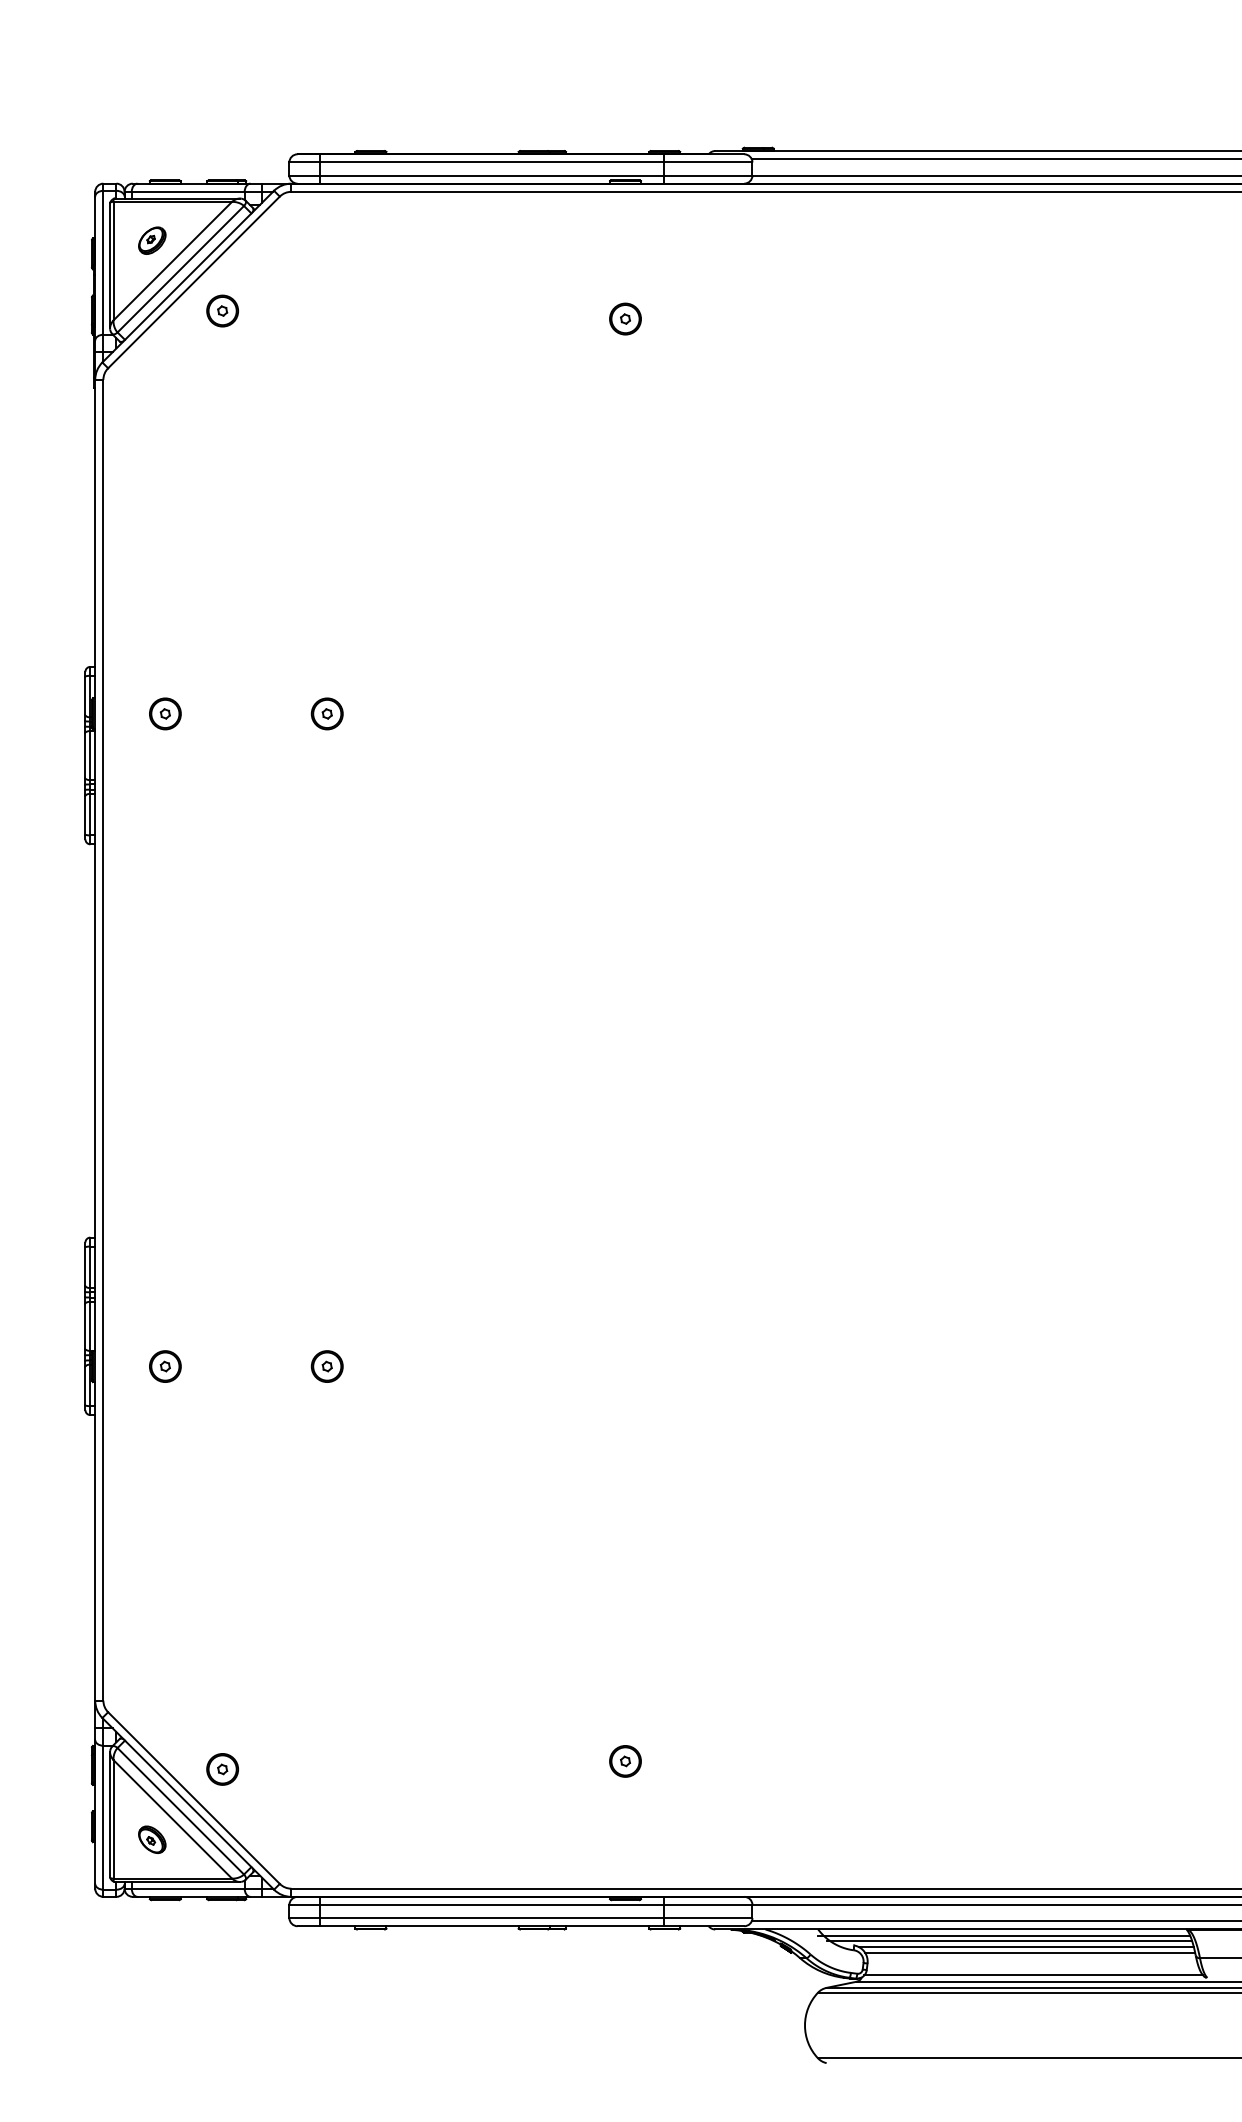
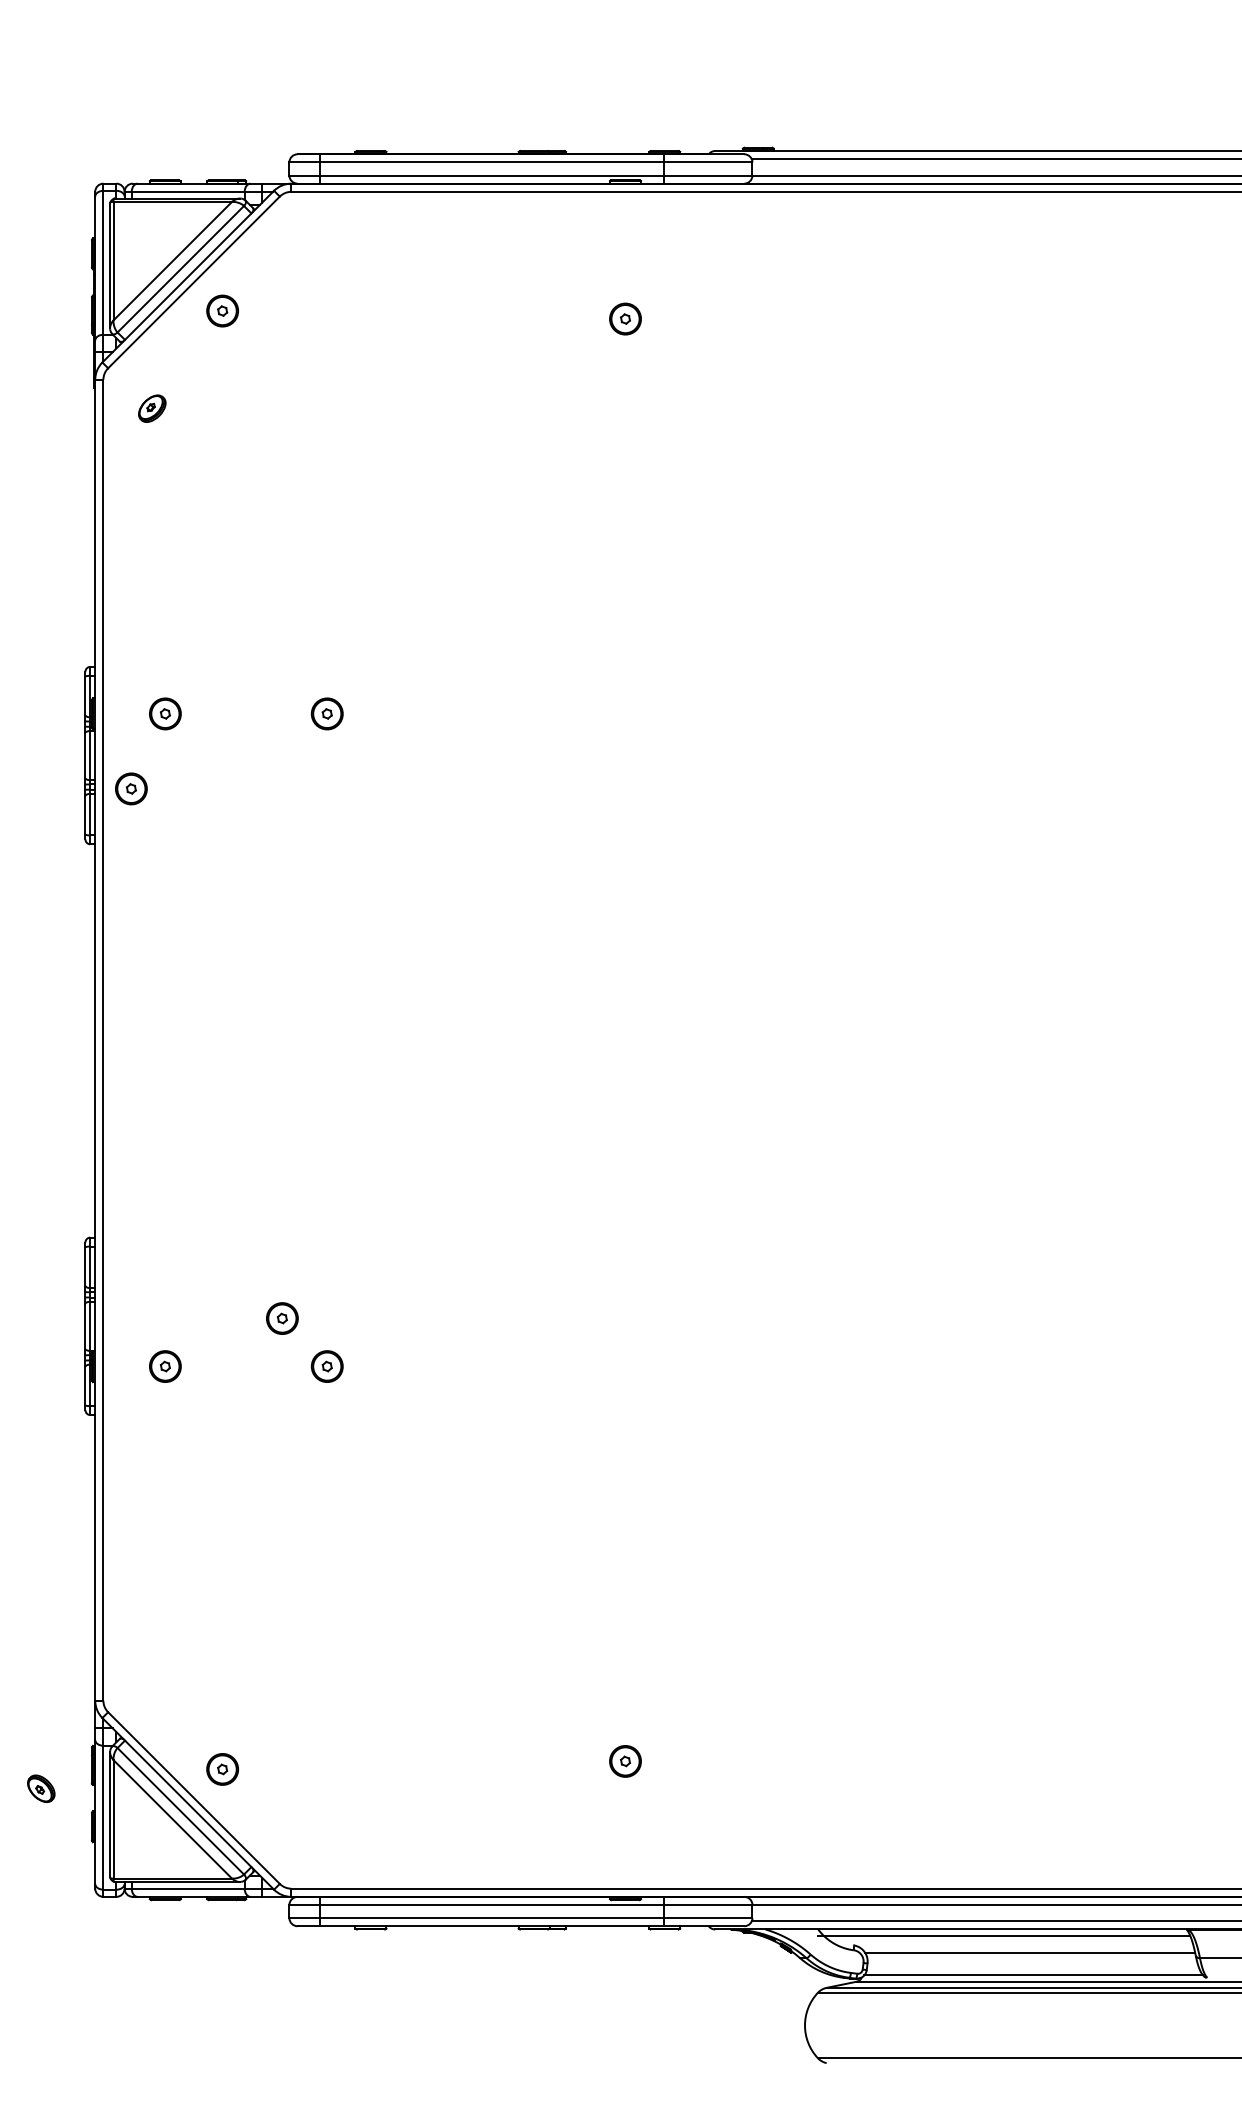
part position: (152, 240) -> (152, 408) (152, 408)
part: none -> present (131, 788)
part: none -> present (282, 1318)
part position: (152, 1839) -> (41, 1788) (41, 1788)
line: present -> none (1009, 1940)
line: present -> none (1025, 1946)
